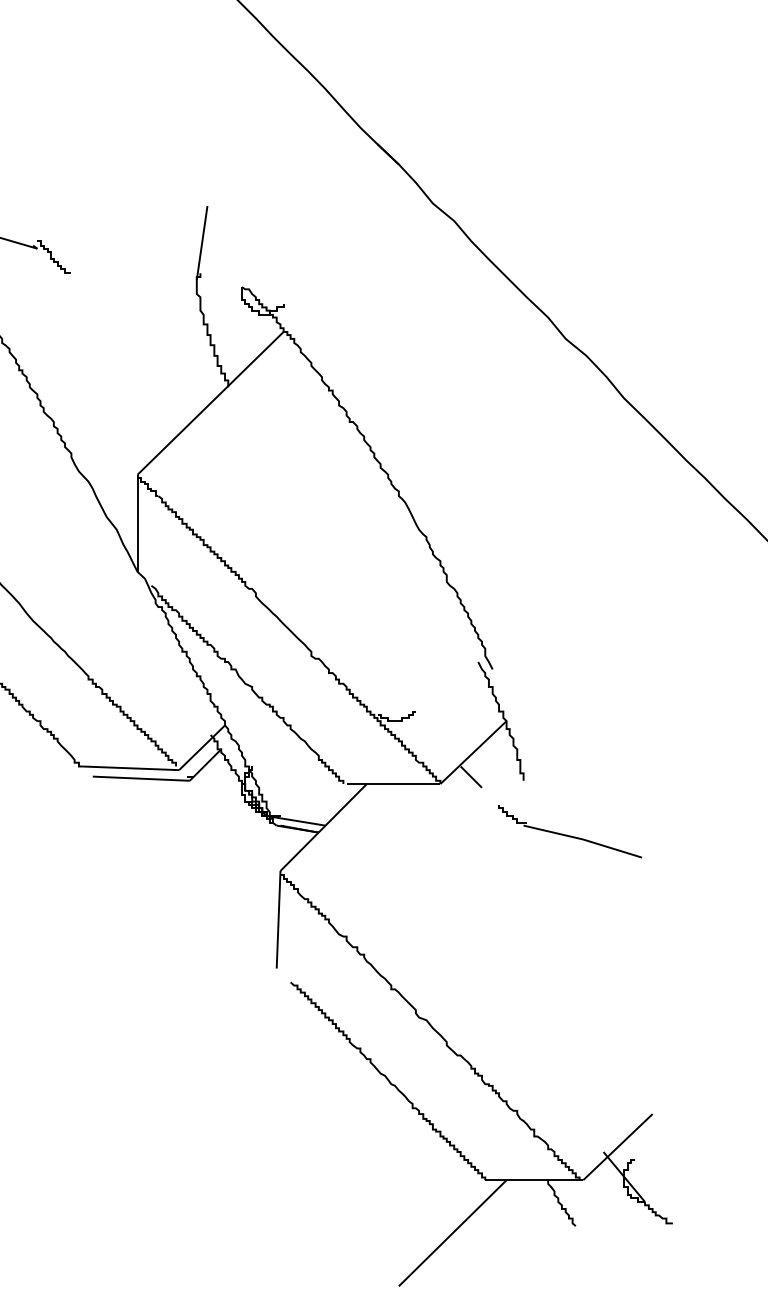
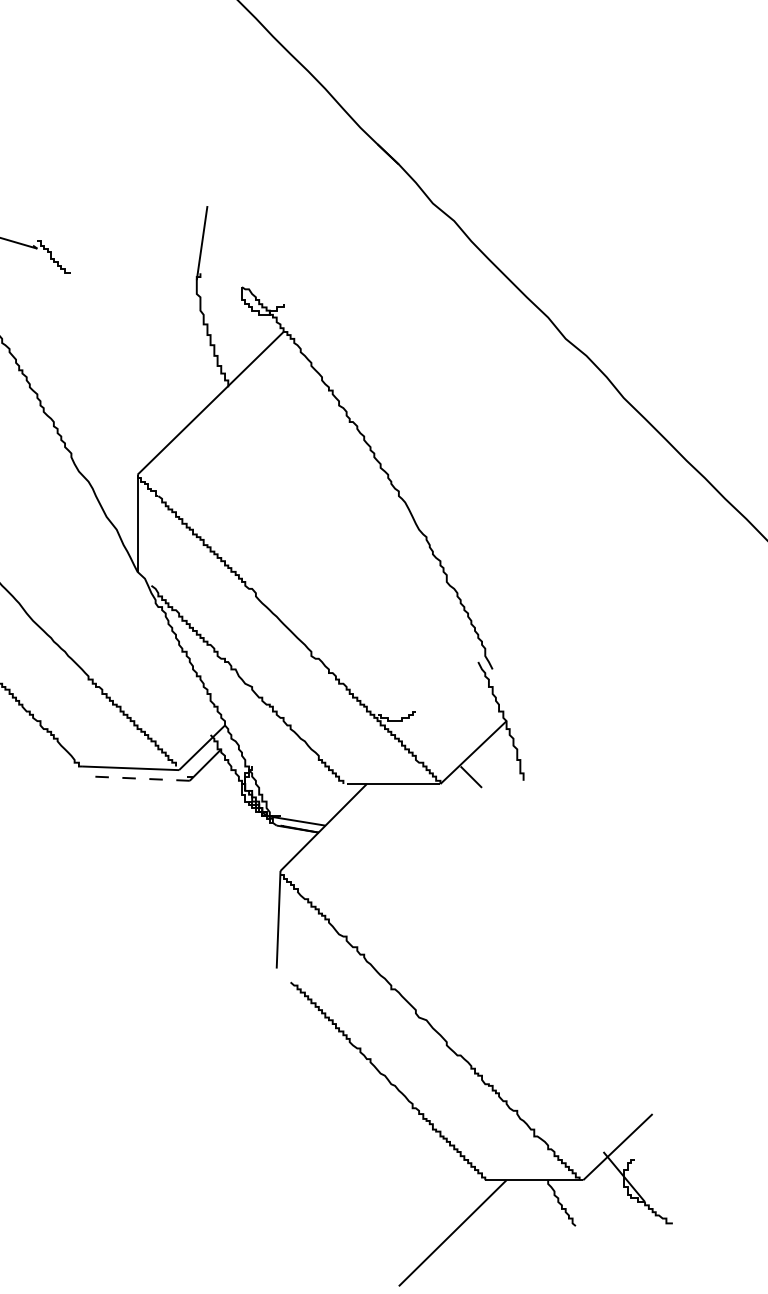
line: solid -> dashed (141, 778)
part: present -> none (569, 831)
